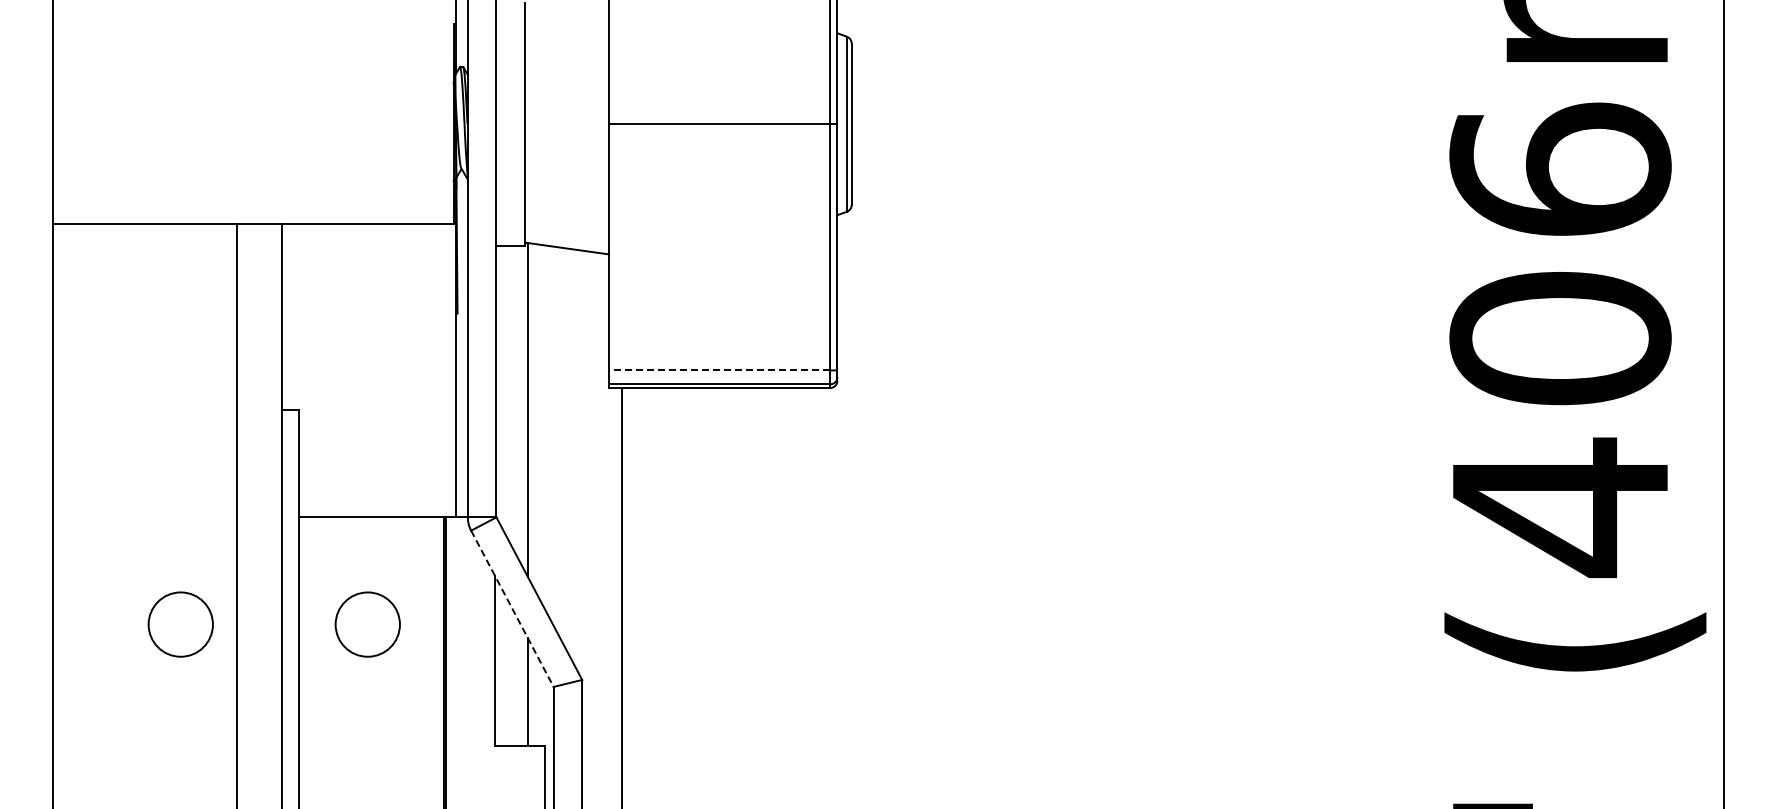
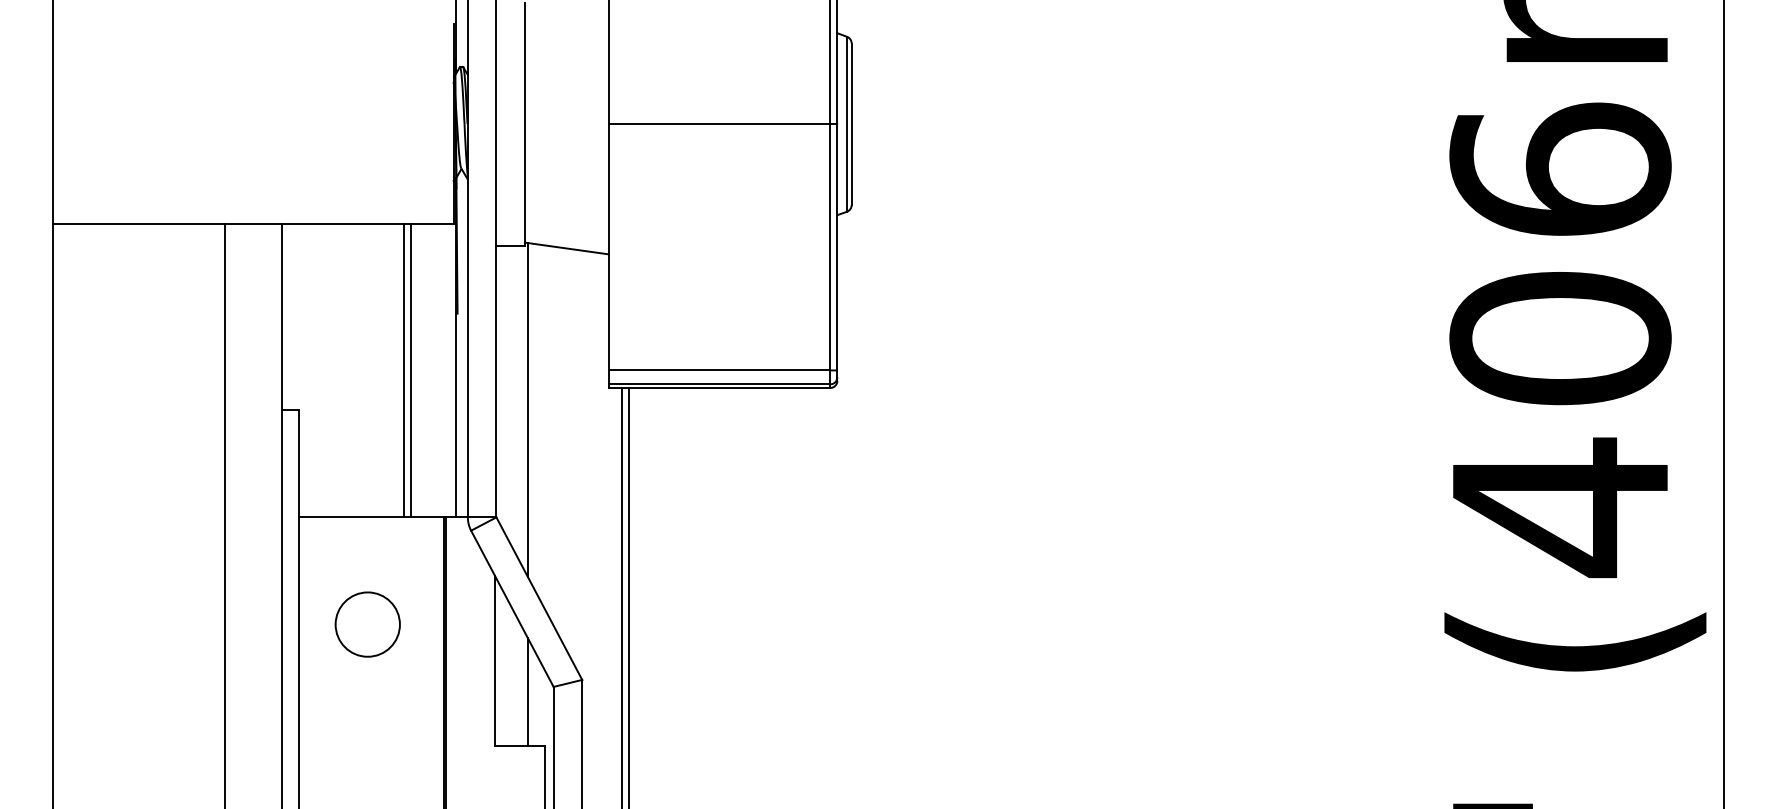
line: none -> present (404, 370)
line: none -> present (411, 370)
line: dashed -> solid (719, 370)
line position: (236, 514) -> (224, 514) (224, 514)
line: none -> present (629, 596)
line: dashed -> solid (512, 609)
circle: present -> none (180, 624)
